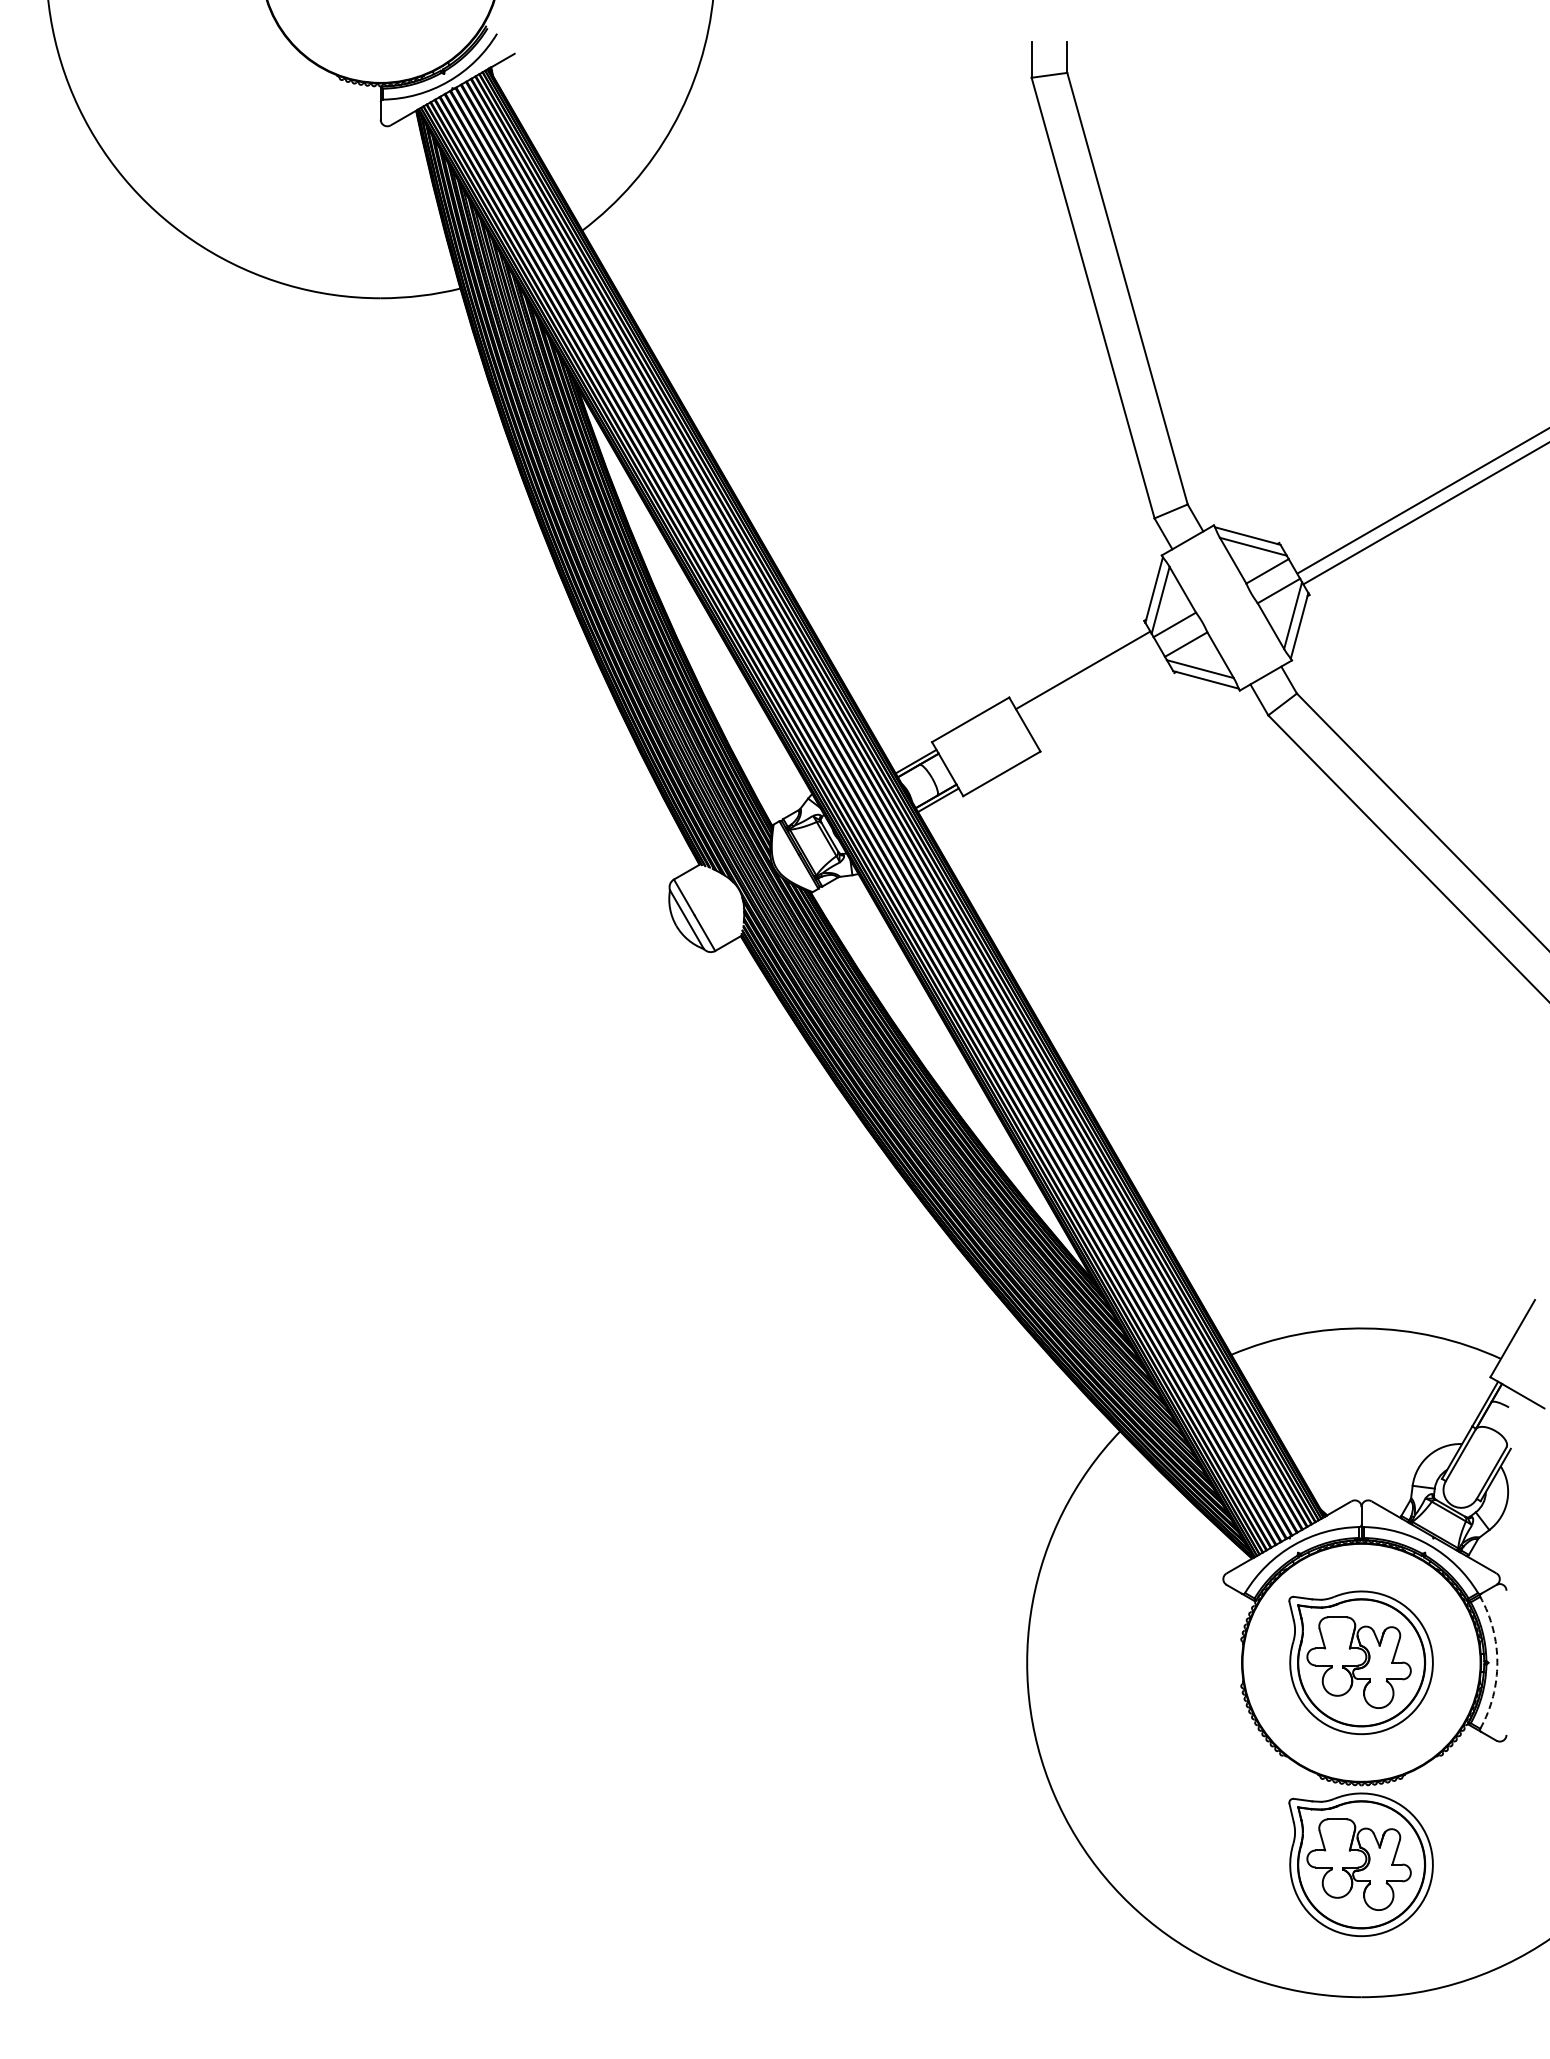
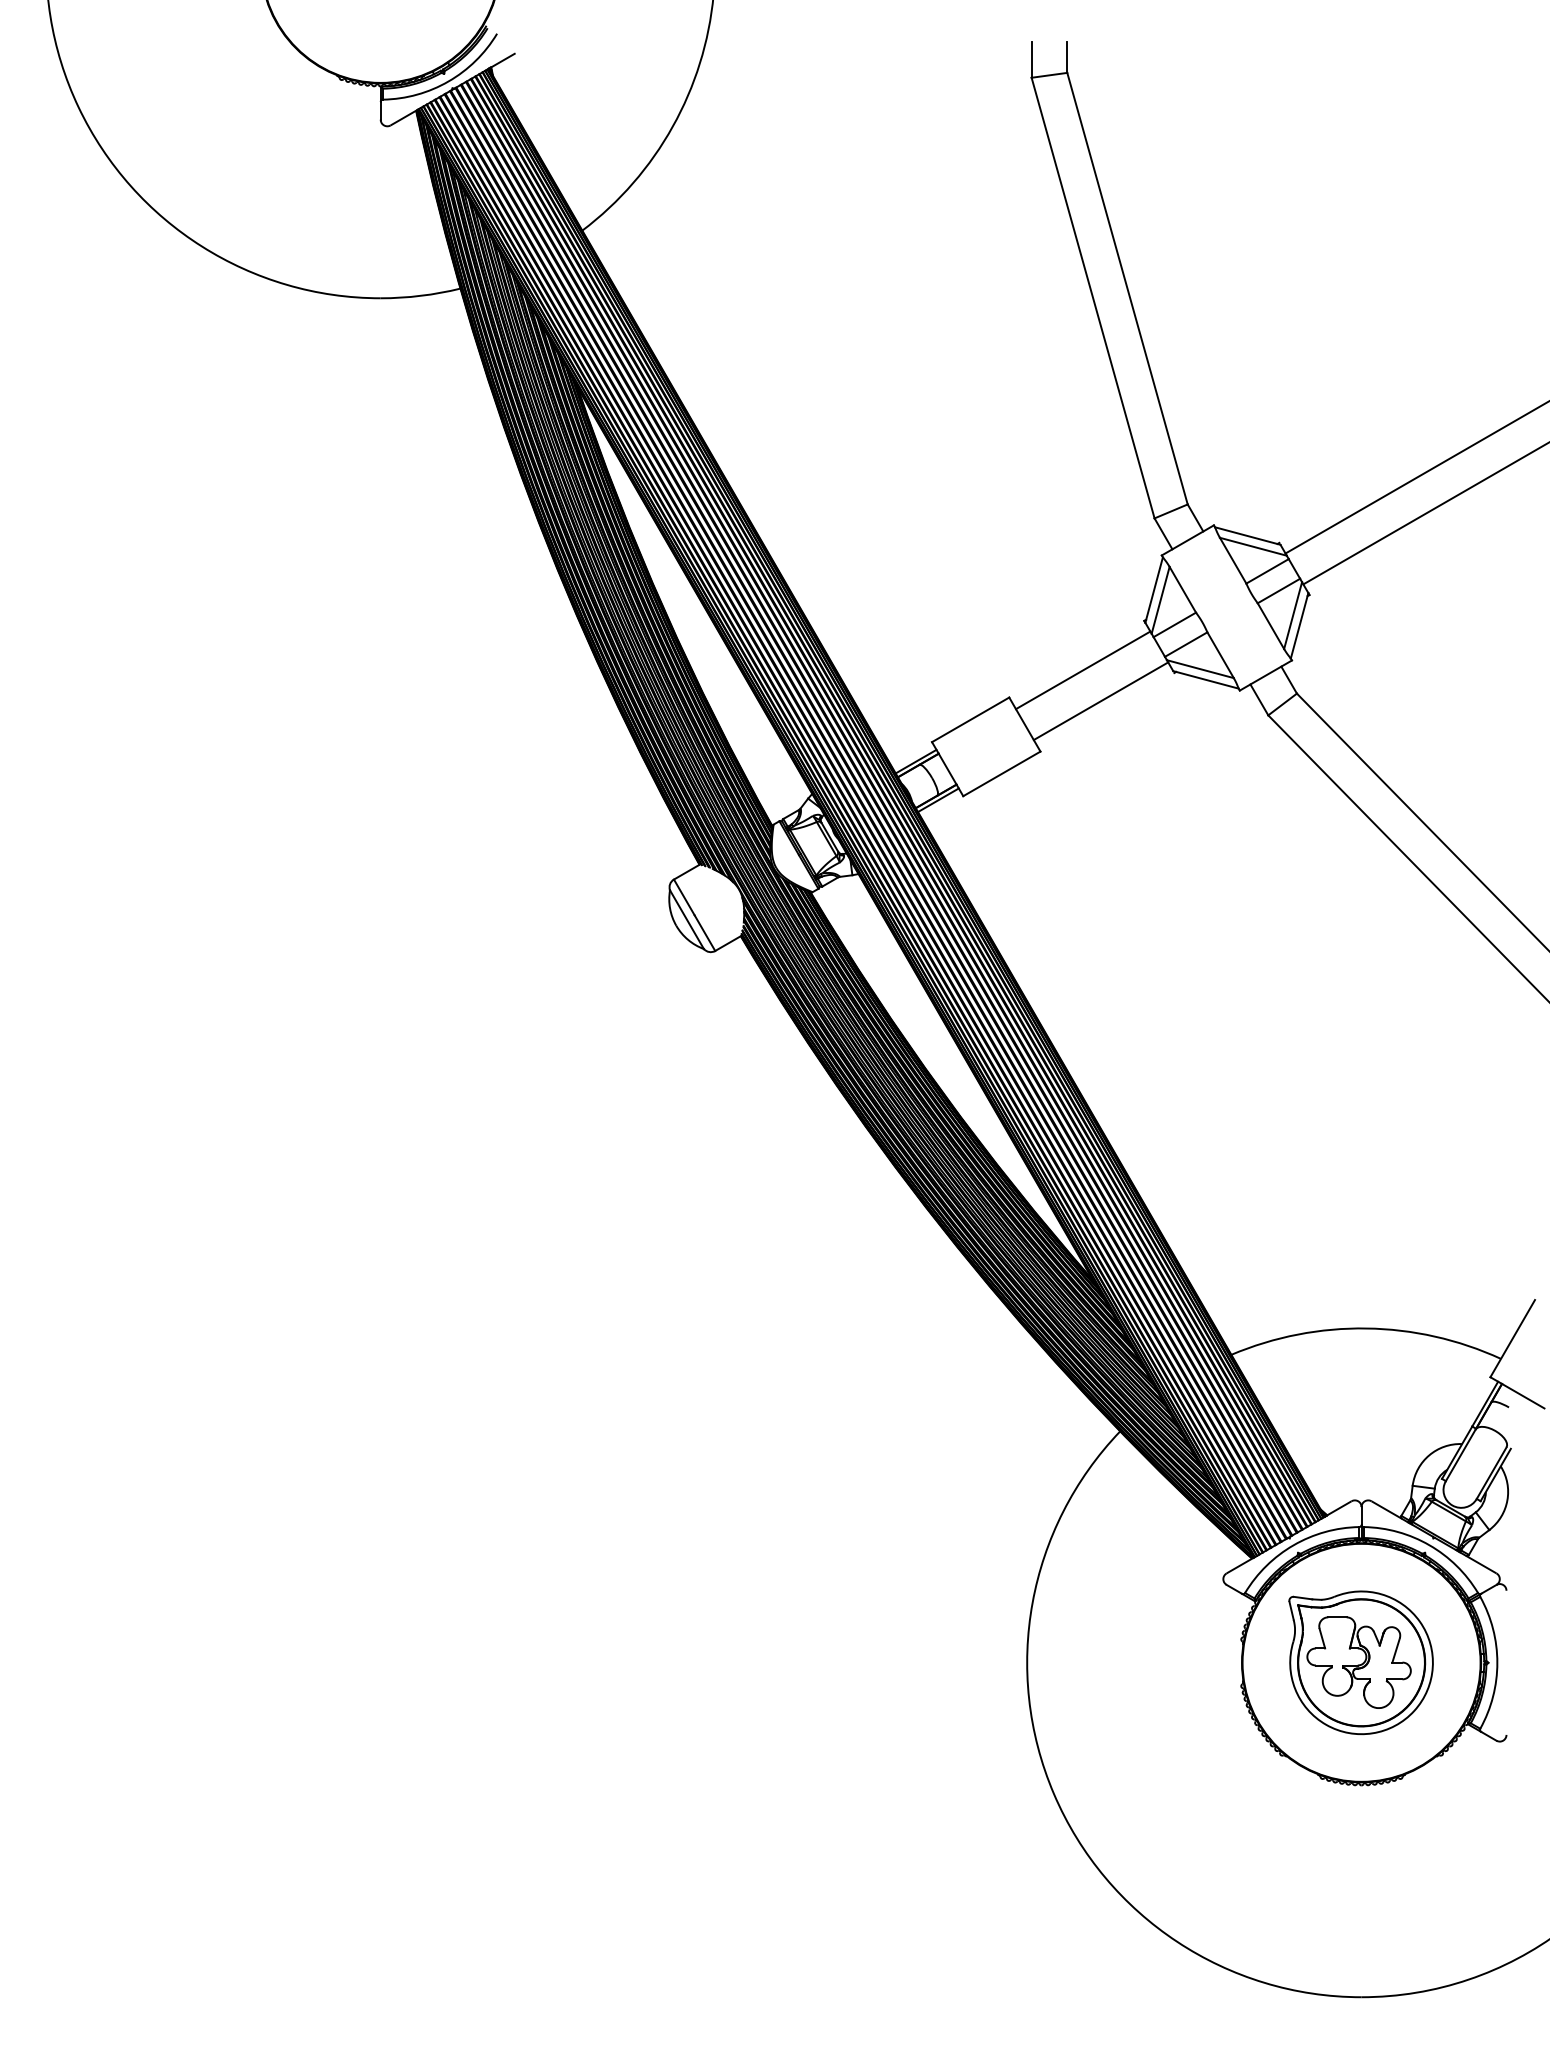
line position: (1421, 501) -> (1415, 477) (1415, 477)
line: none -> present (1100, 701)
arc: dashed -> solid (1497, 1662)
part: present -> none (1360, 1864)
